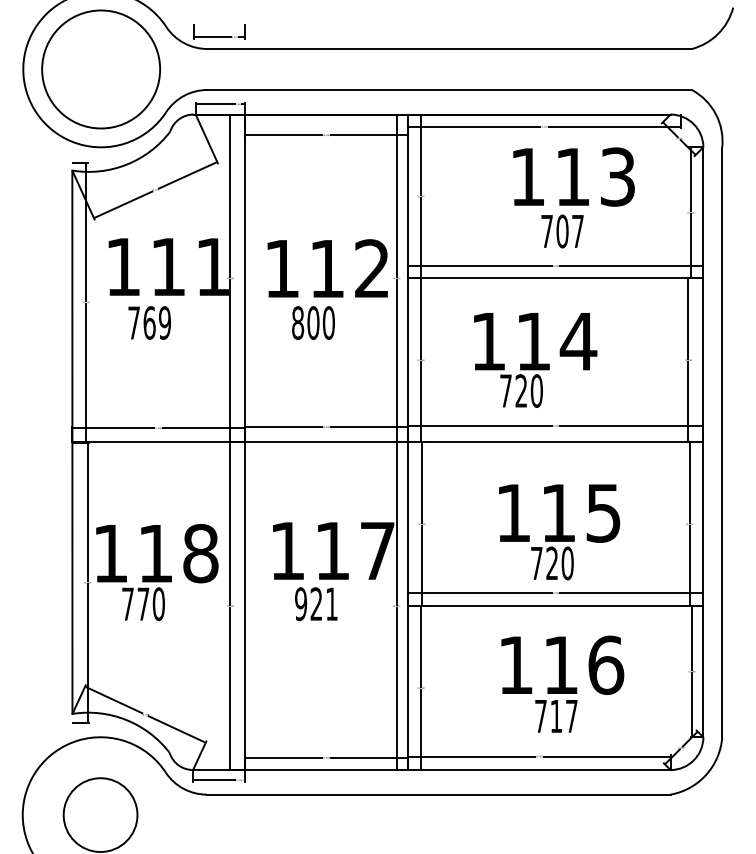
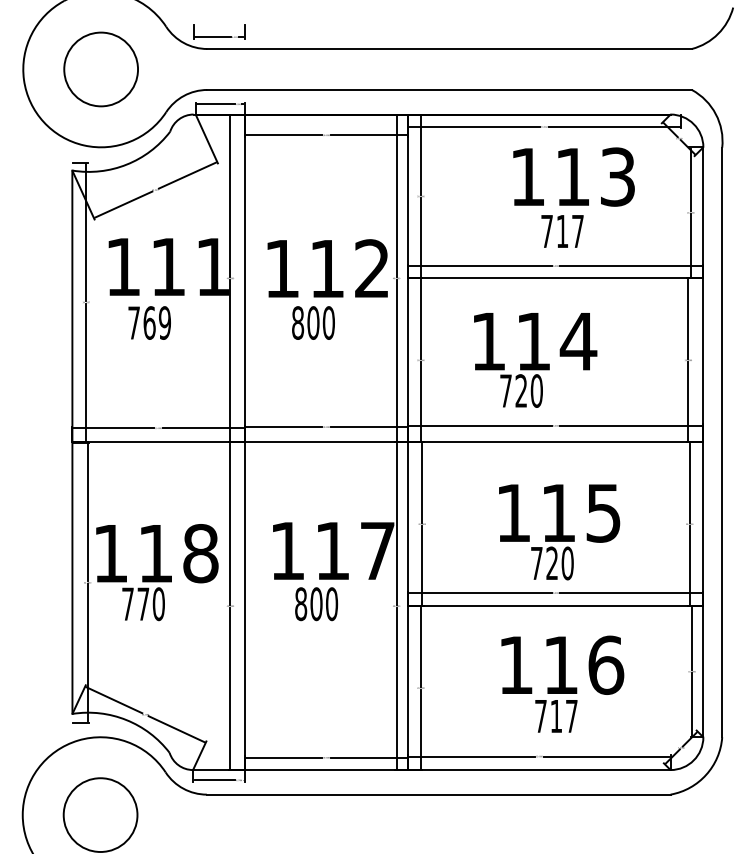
circle diameter: 118 px -> 74 px (101, 69)
text: 707 -> 717 (562, 231)
text: 921 -> 800 (316, 604)
